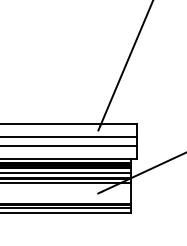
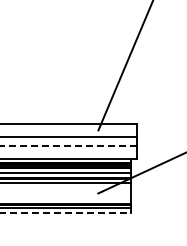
line: solid -> dashed (68, 146)
line: solid -> dashed (66, 212)
